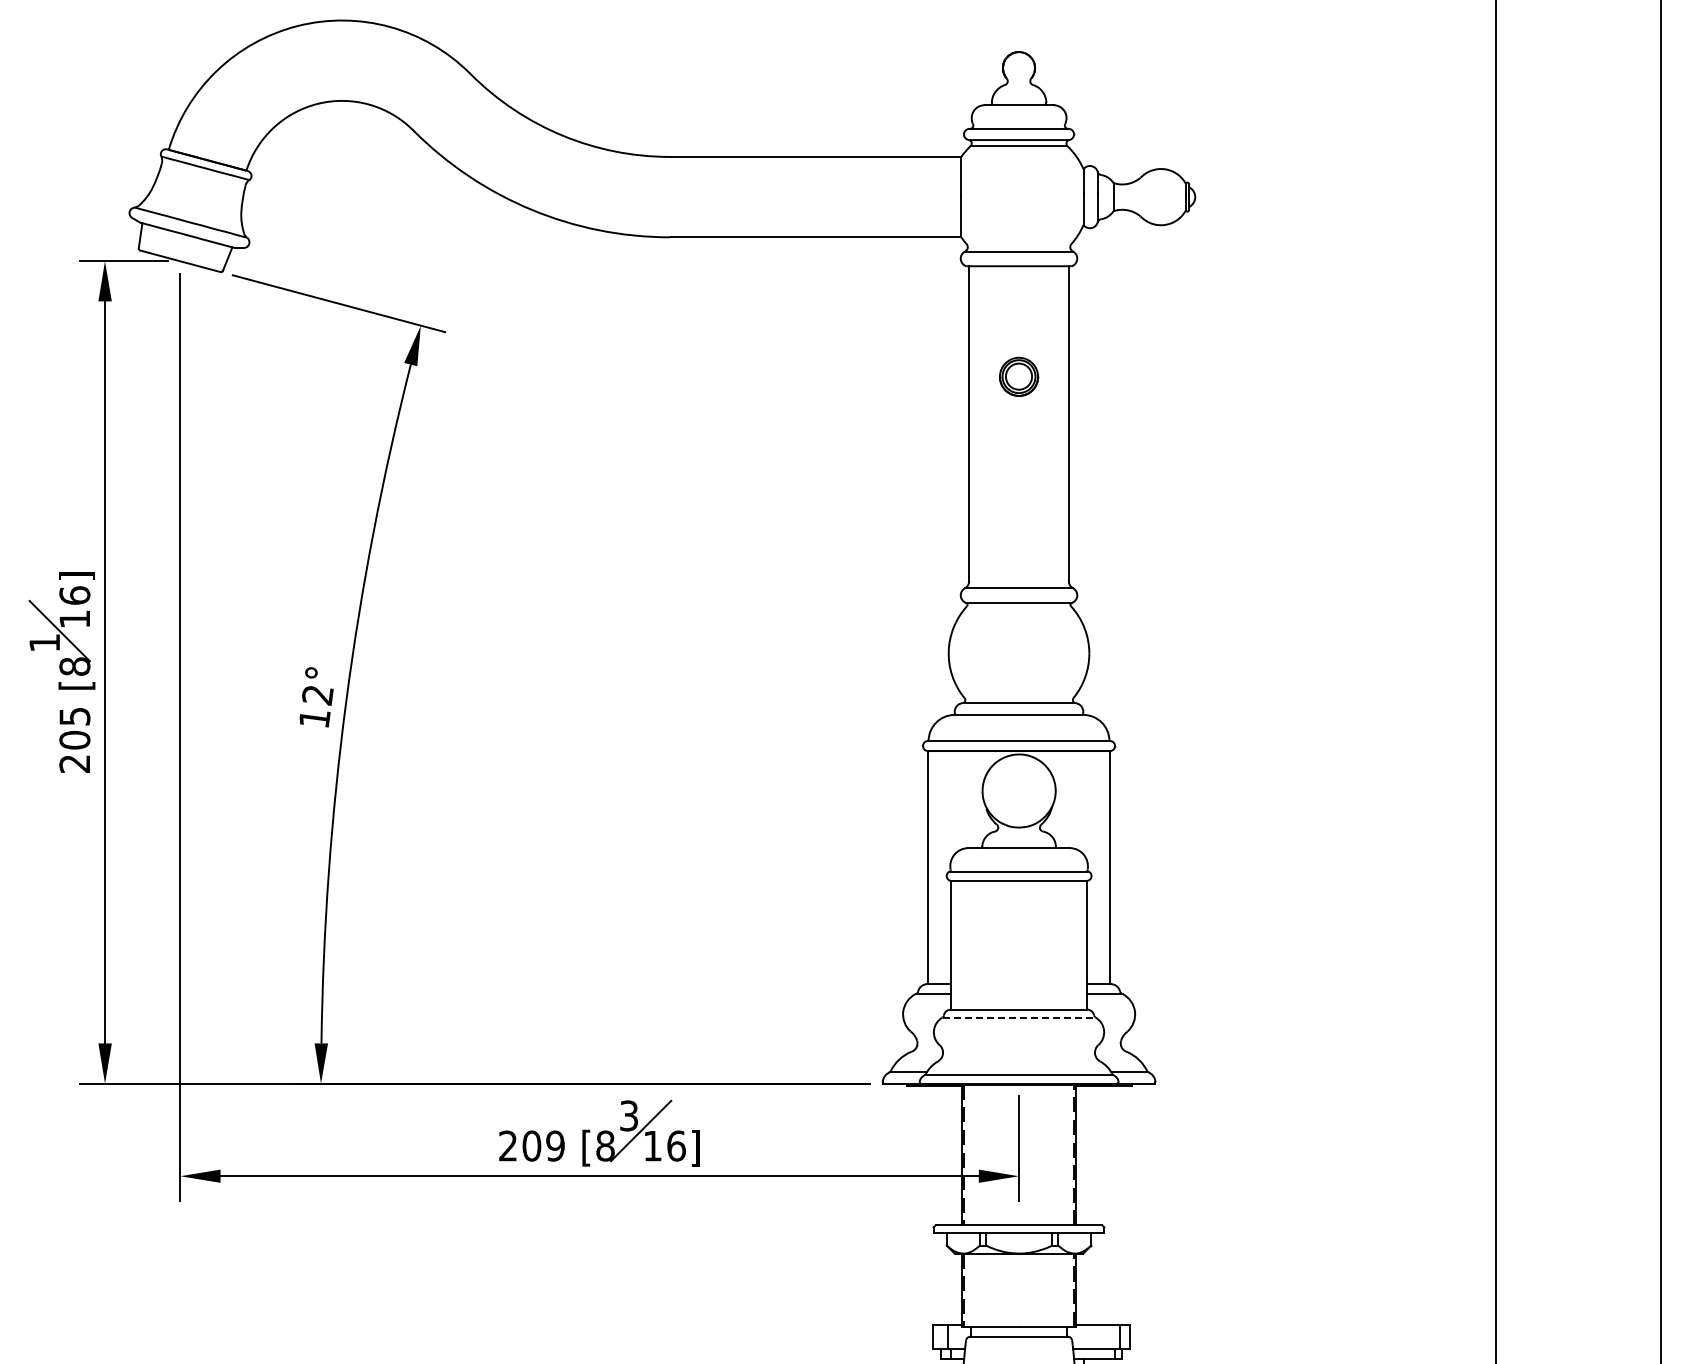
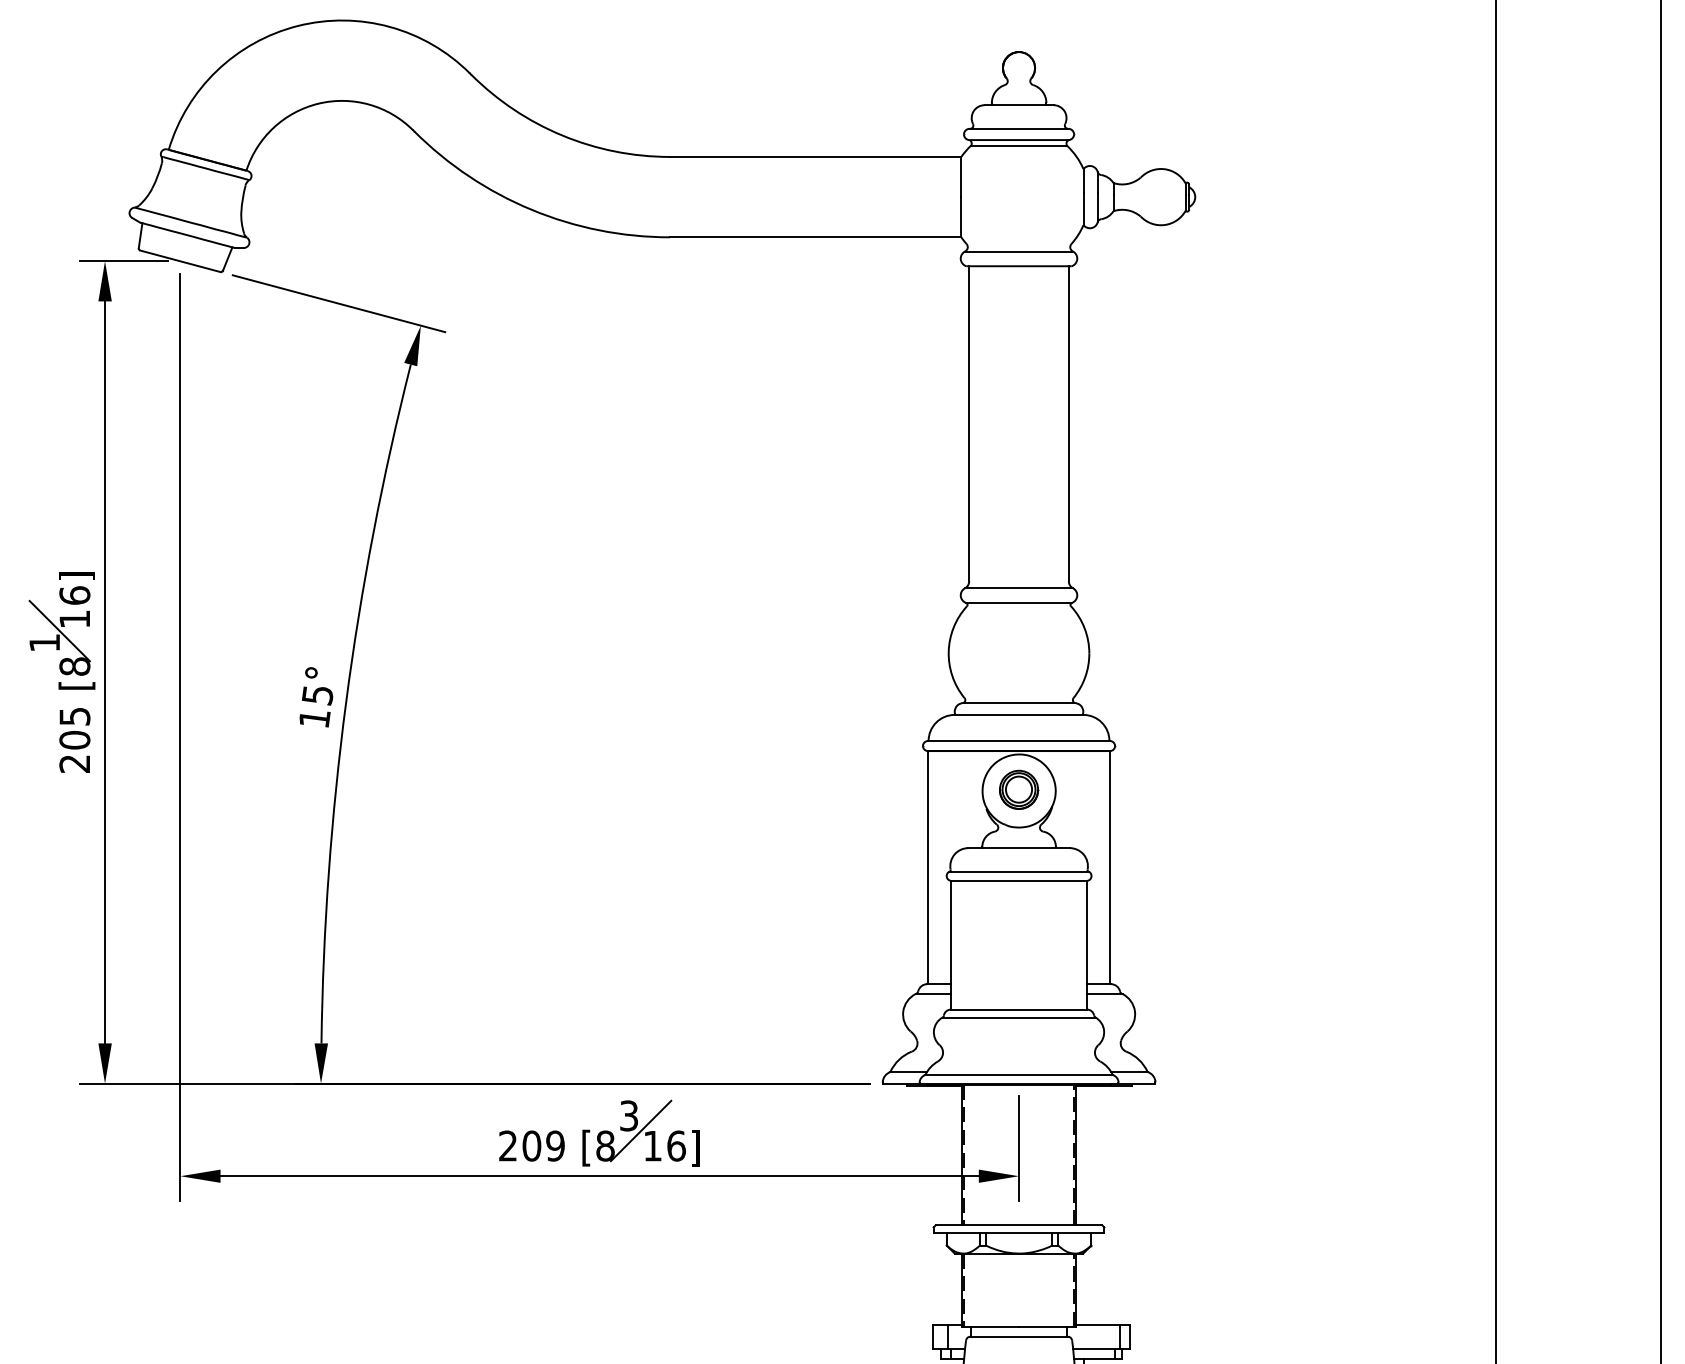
part position: (1019, 376) -> (1019, 789) (1019, 789)
text: 12° -> 15° (317, 695)
line: dashed -> solid (1019, 1017)
